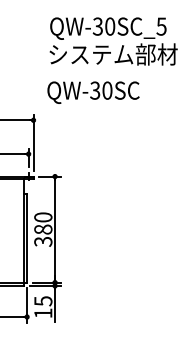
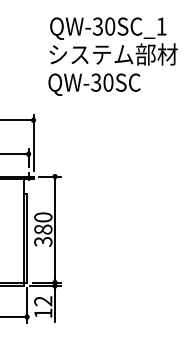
text: QW-30SC_5 -> QW-30SC_1 (161, 26)
text position: (93, 92) -> (94, 84) (94, 84)
text: 15 -> 12 (43, 301)
